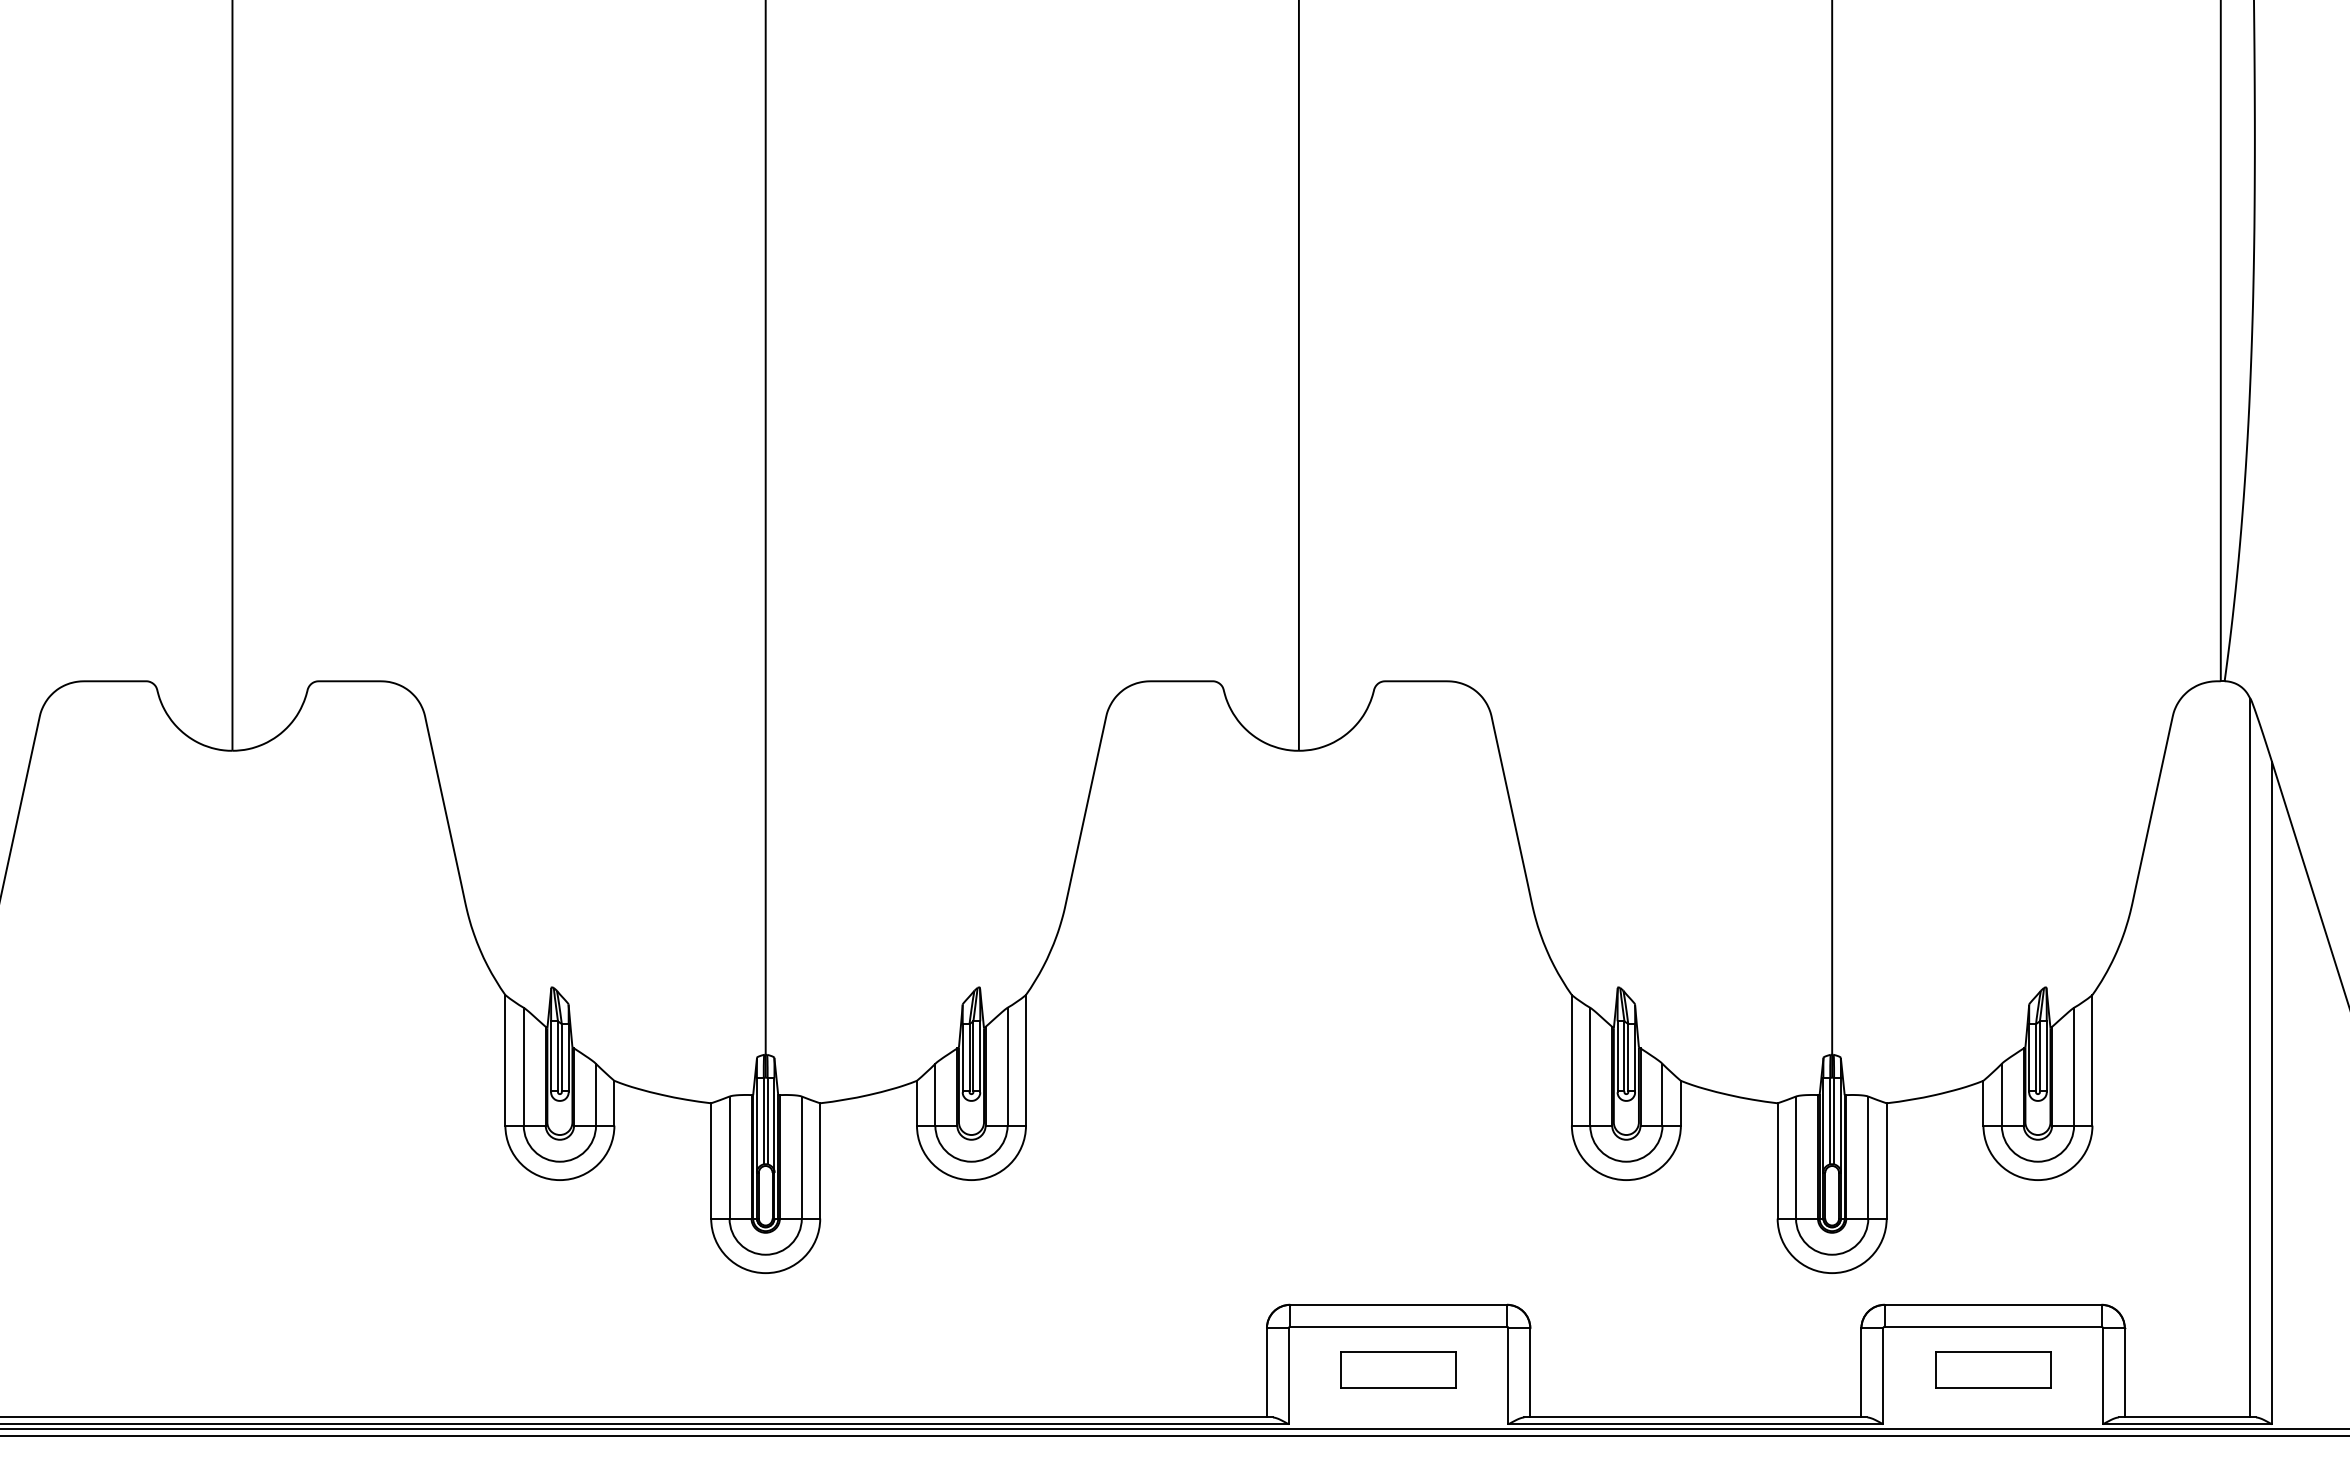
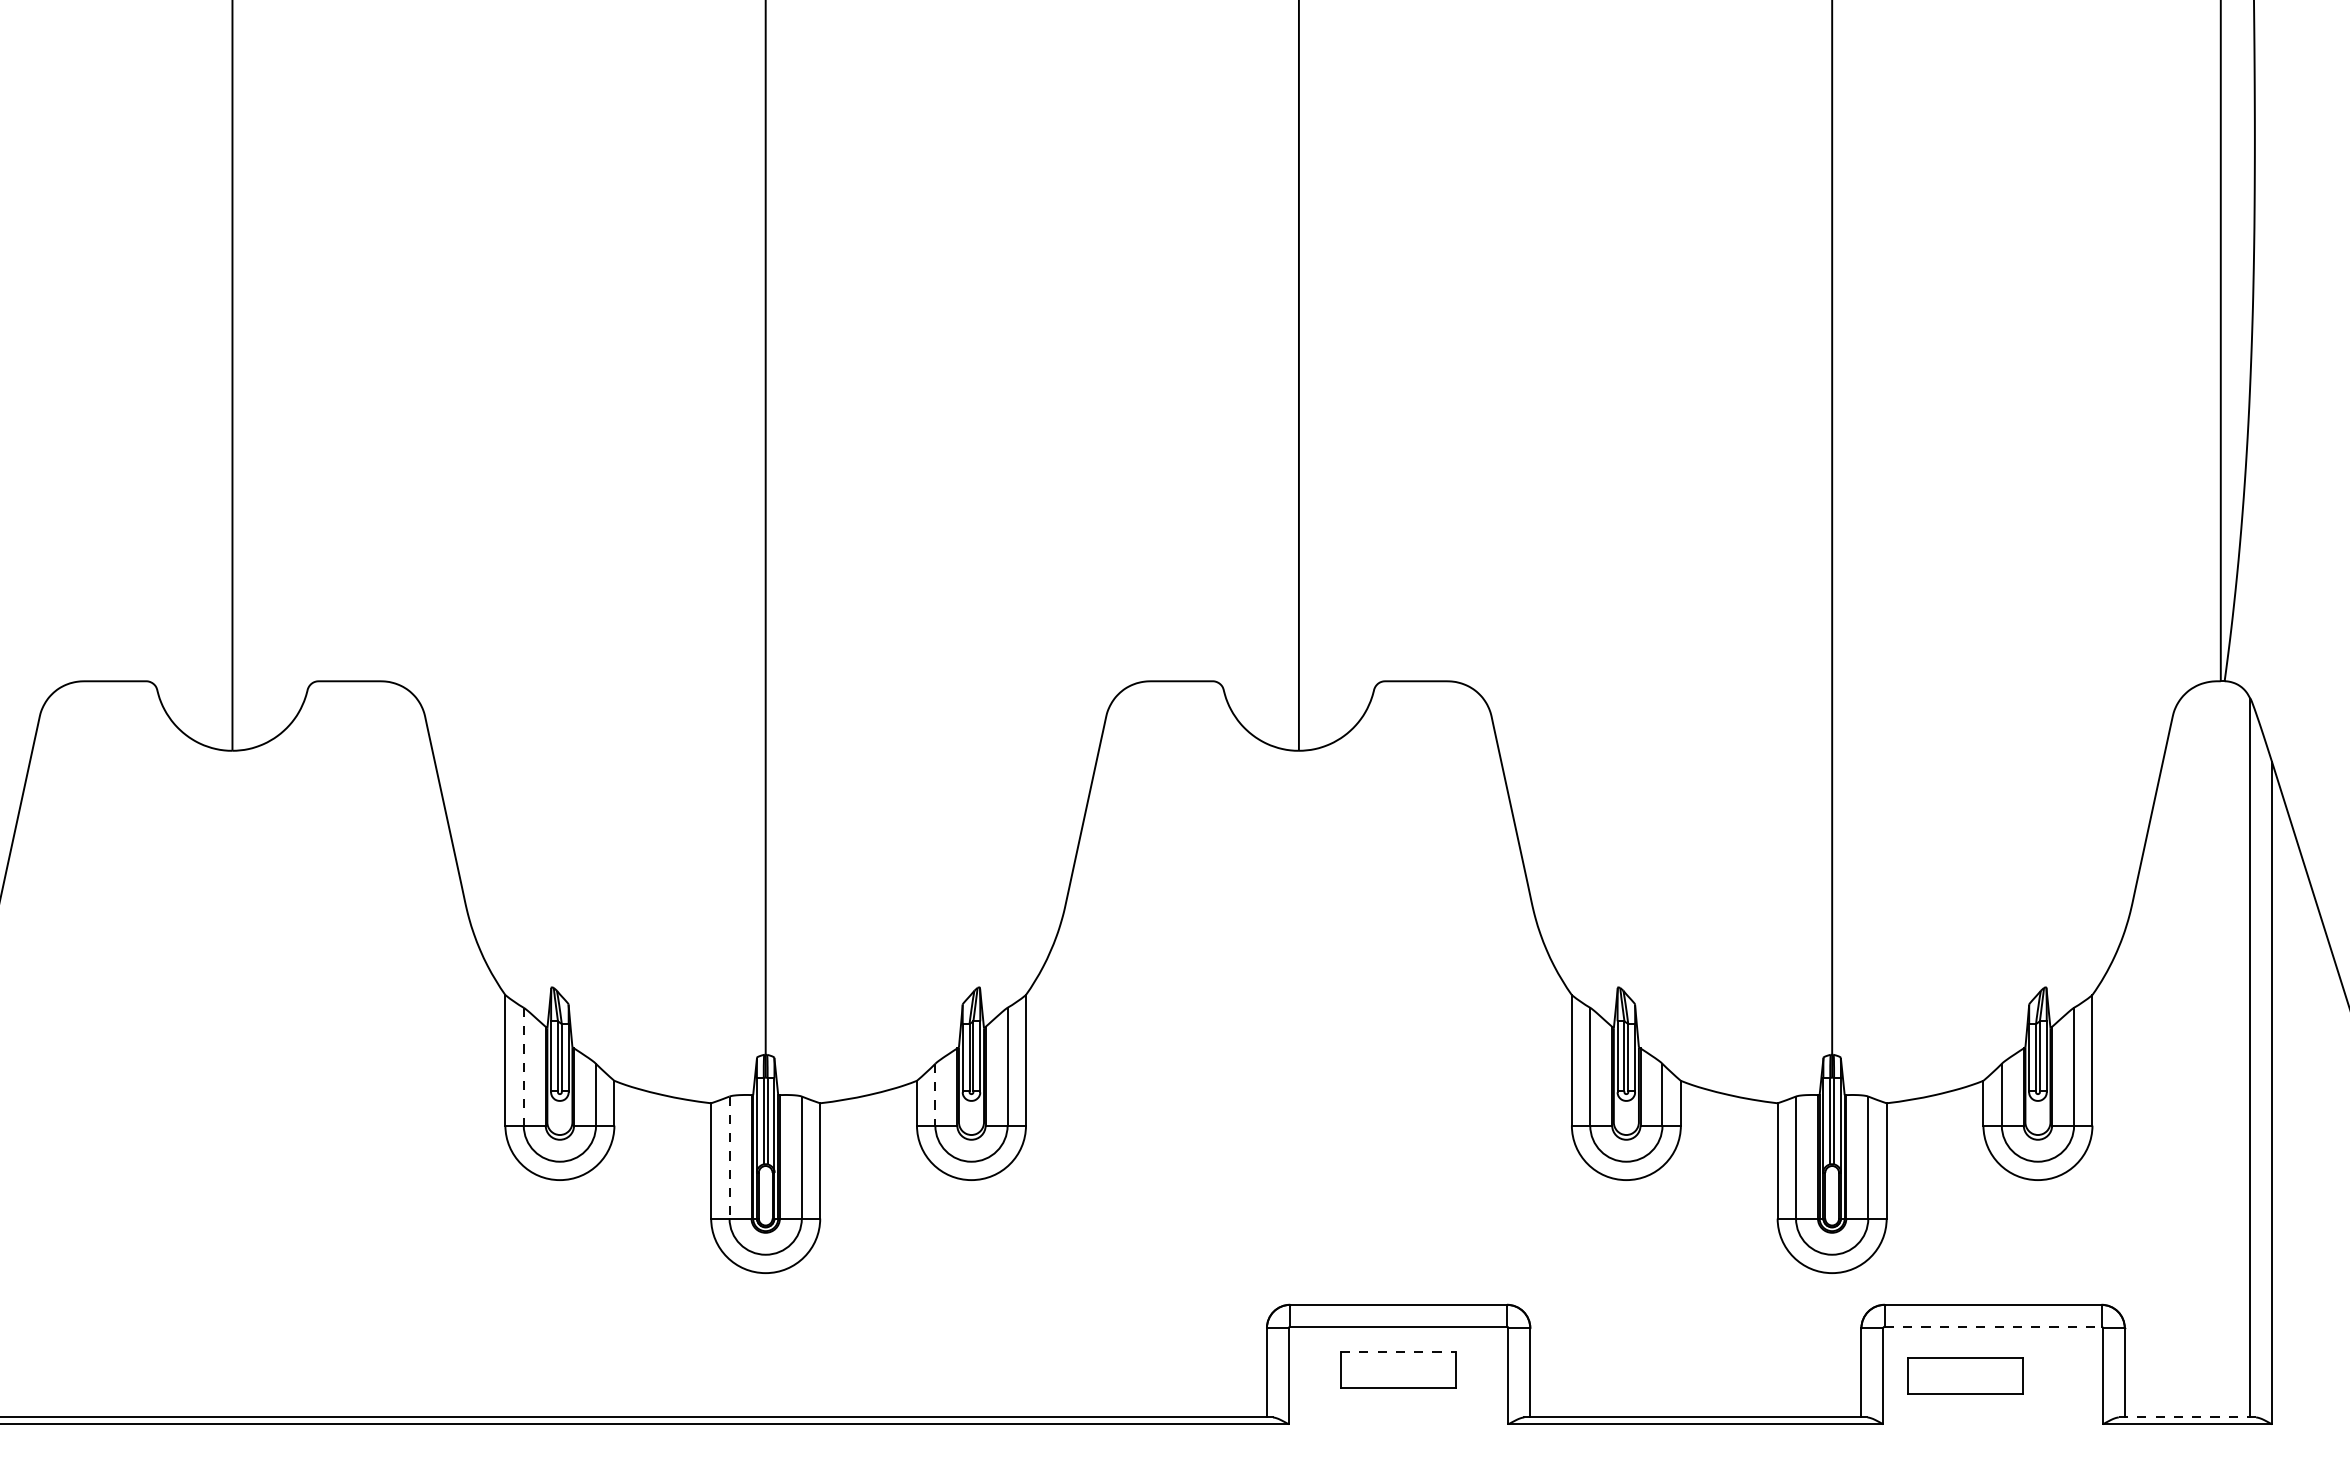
line: solid -> dashed (523, 1066)
line: solid -> dashed (935, 1094)
line: solid -> dashed (729, 1158)
line: solid -> dashed (1993, 1326)
line: solid -> dashed (1398, 1352)
part position: (1993, 1369) -> (1965, 1375) (1965, 1375)
line: solid -> dashed (2187, 1417)
line: present -> none (1174, 1428)
line: present -> none (1174, 1435)
